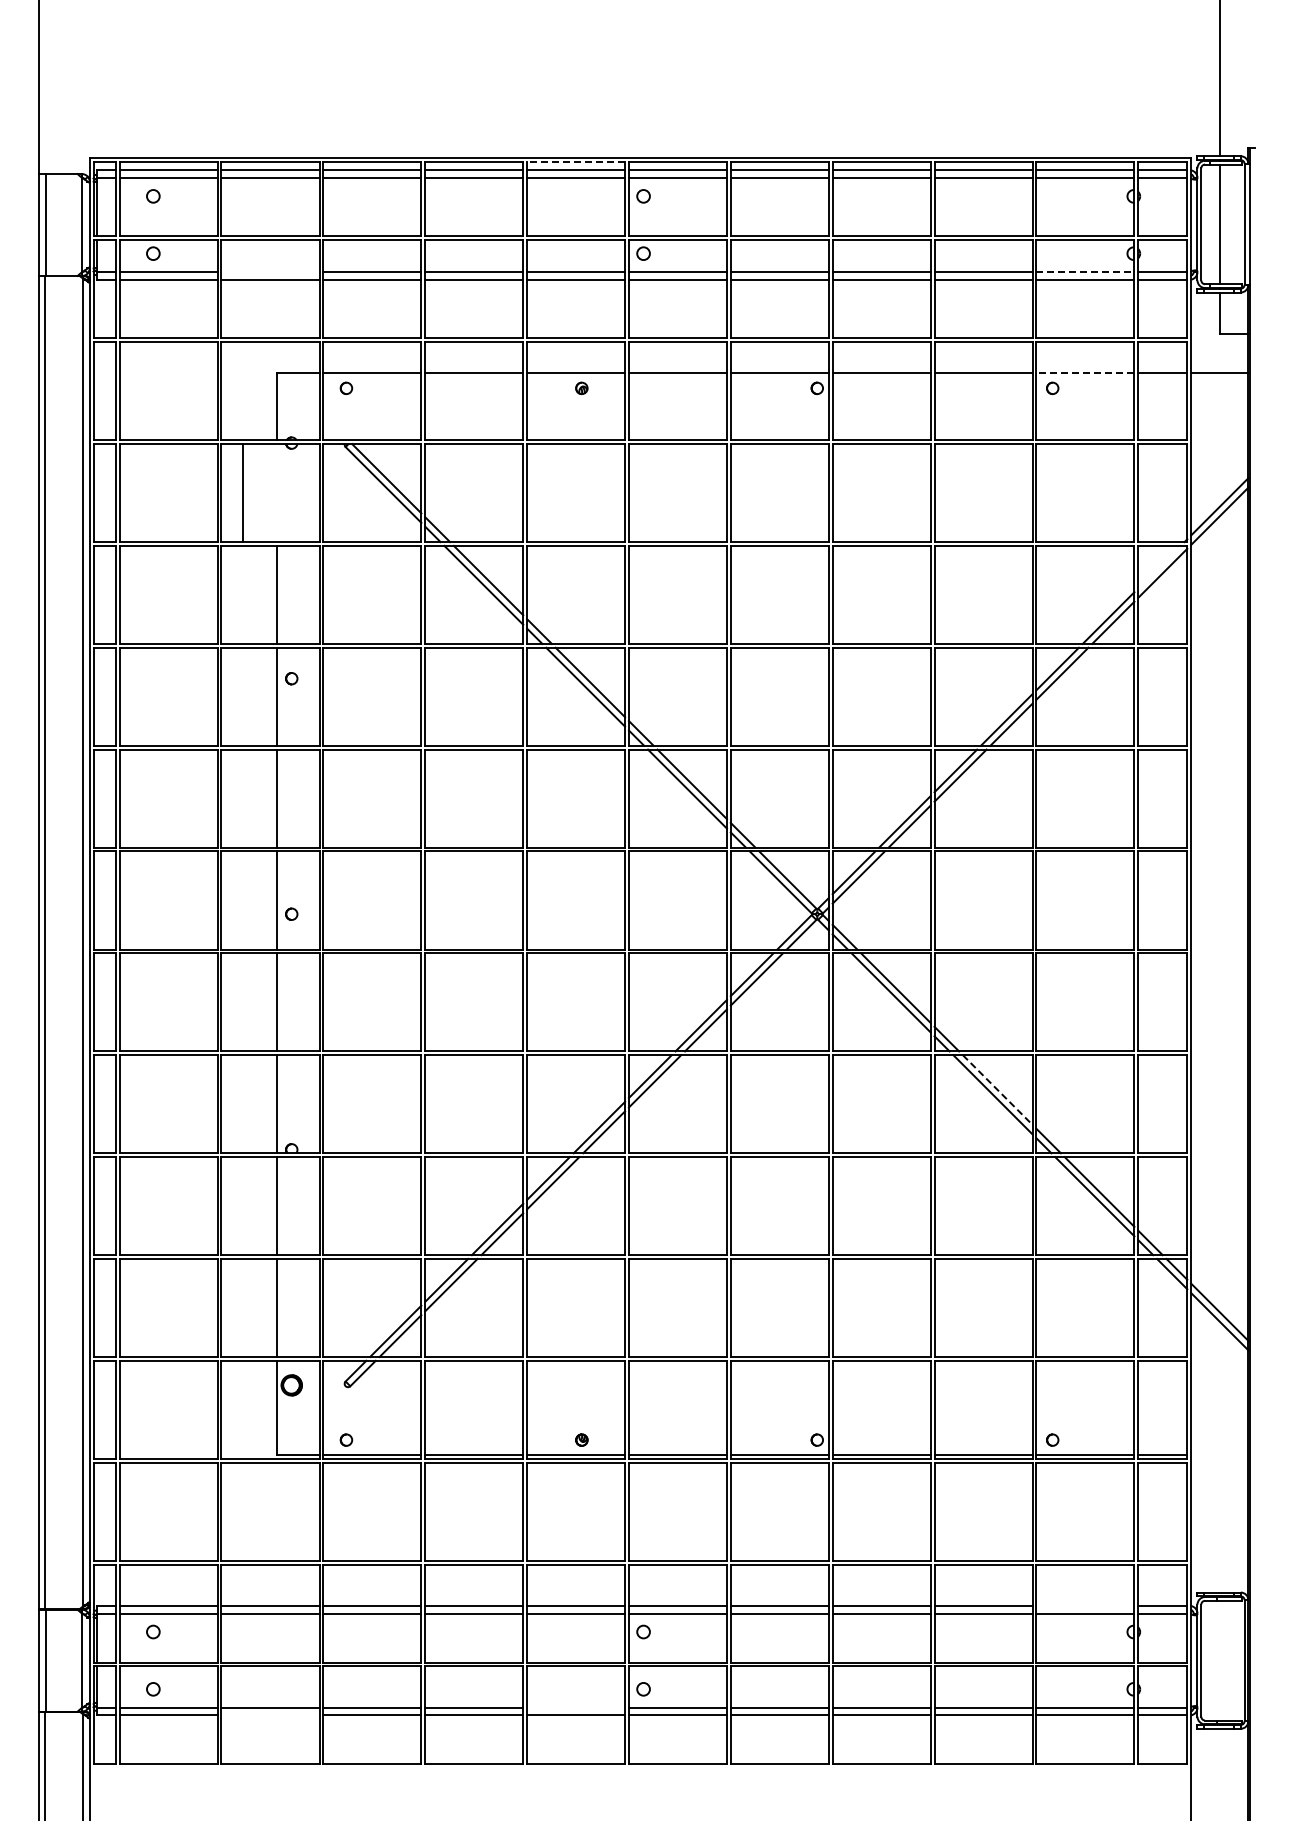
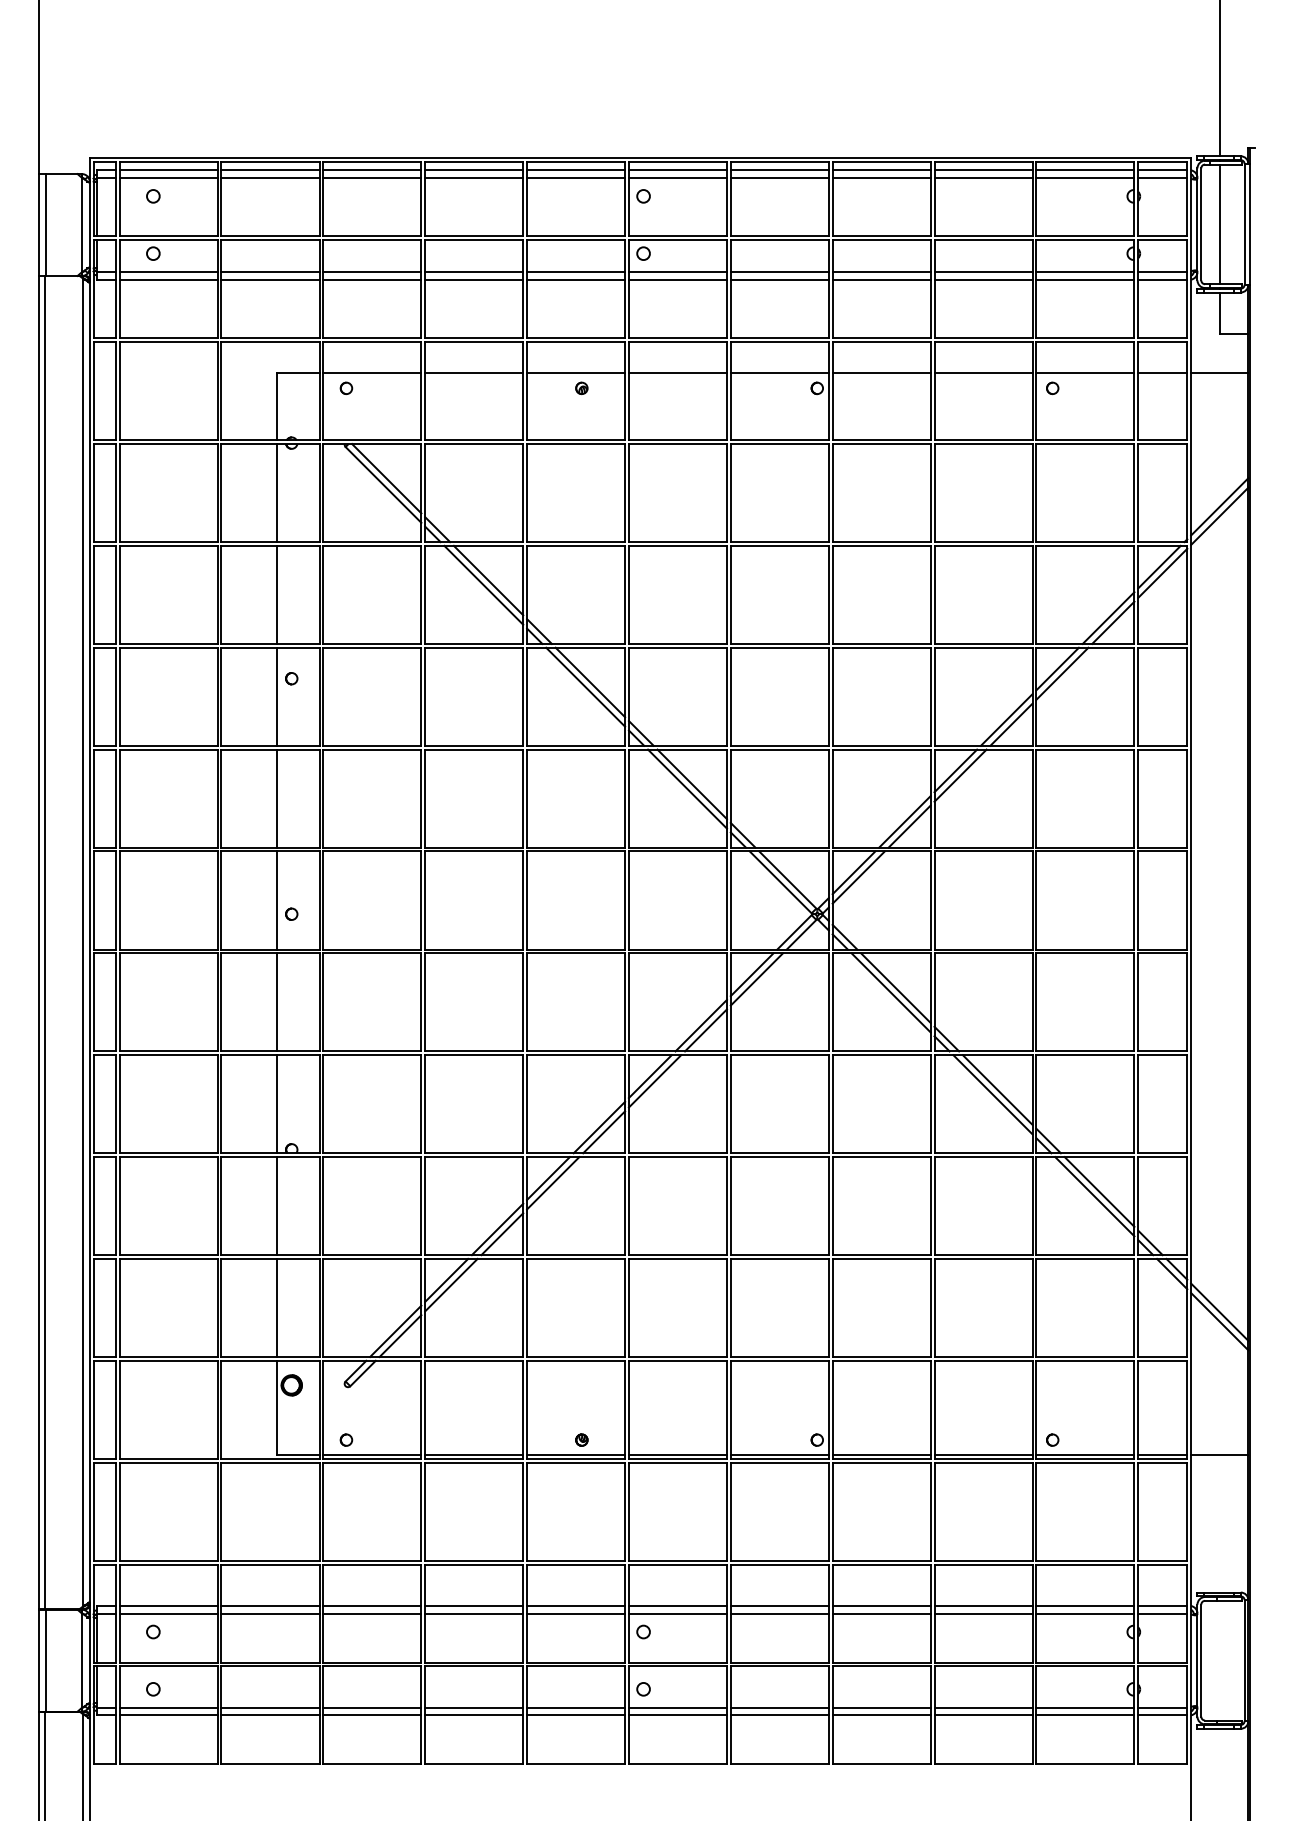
line: dashed -> solid (575, 162)
line: none -> present (270, 272)
line: dashed -> solid (1085, 272)
line: dashed -> solid (1084, 373)
line position: (242, 493) -> (276, 493) (276, 493)
line: none -> present (1159, 566)
line: dashed -> solid (998, 1090)
line: none -> present (1219, 1455)
line: none -> present (1085, 1605)
line: none -> present (576, 1707)
line: none -> present (270, 1715)
